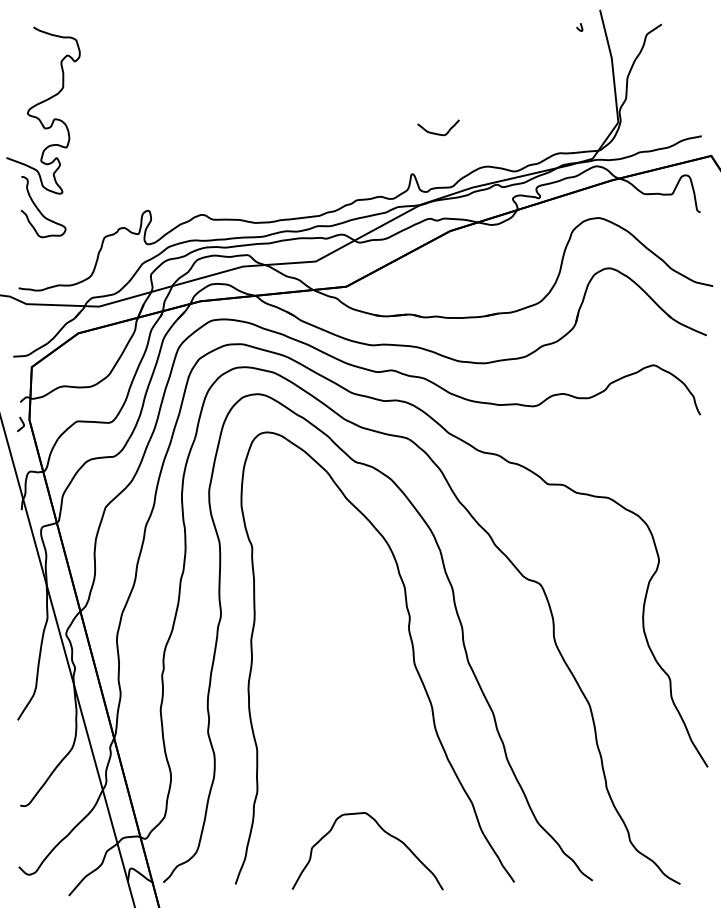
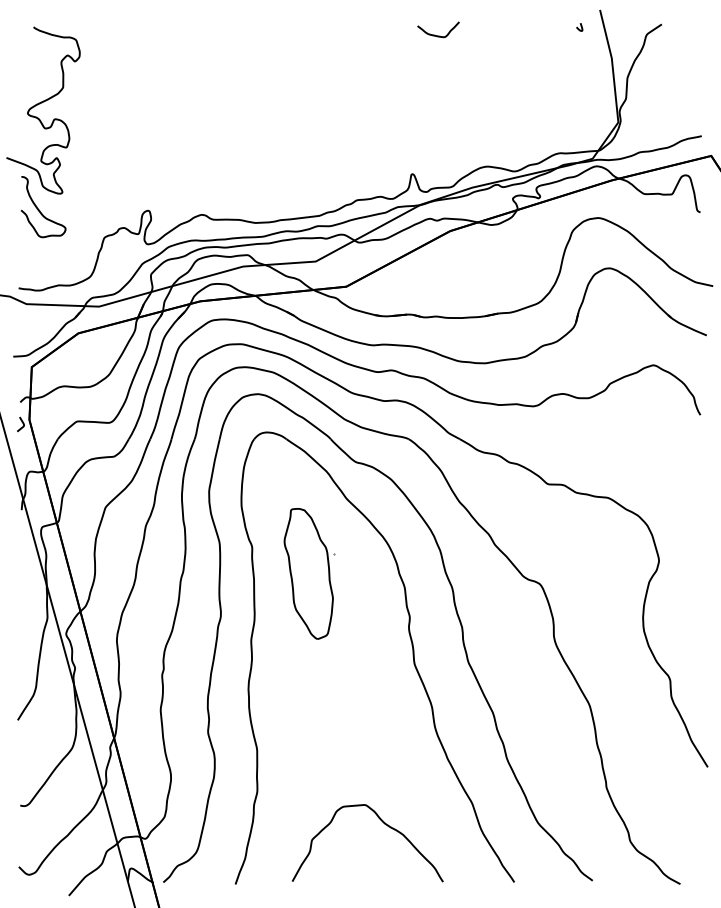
curve position: (438, 133) -> (438, 35) (438, 35)
part: none -> present (309, 573)
curve position: (384, 832) -> (384, 824) (384, 824)
